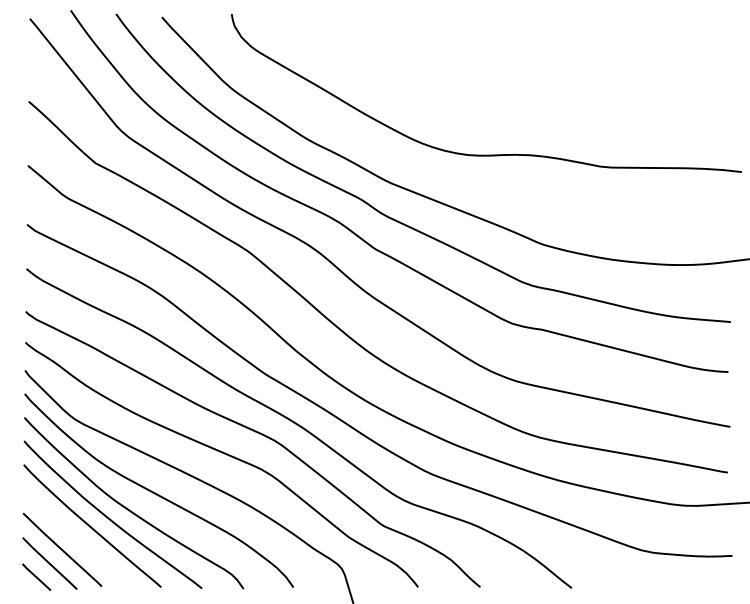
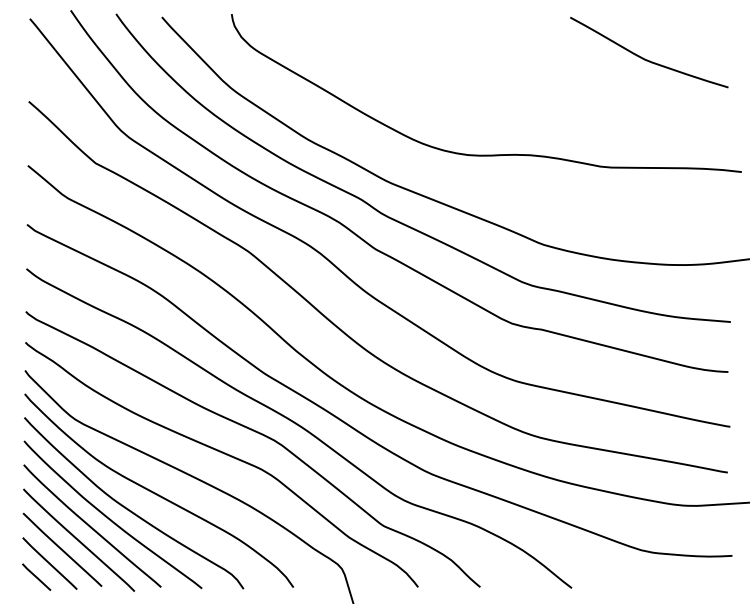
curve: none -> present (645, 58)
curve: none -> present (78, 539)
